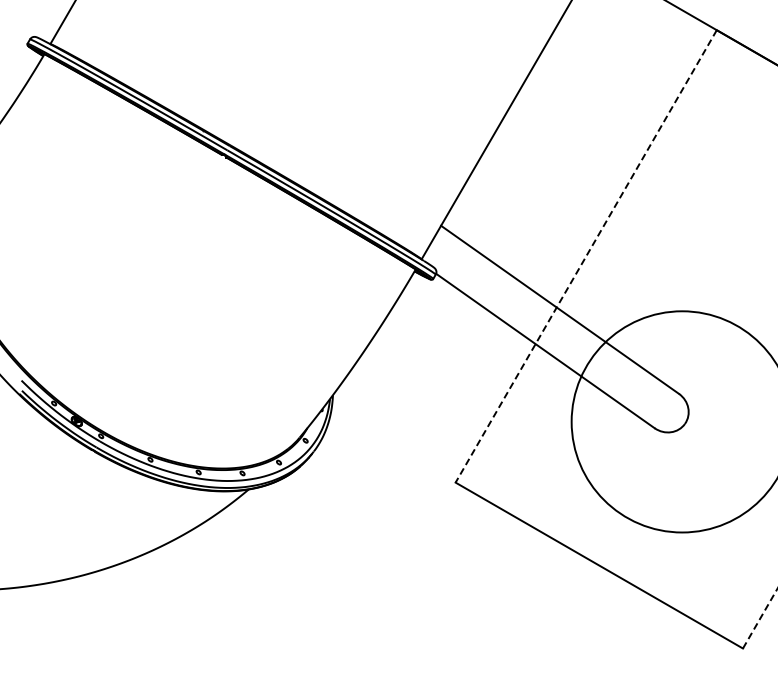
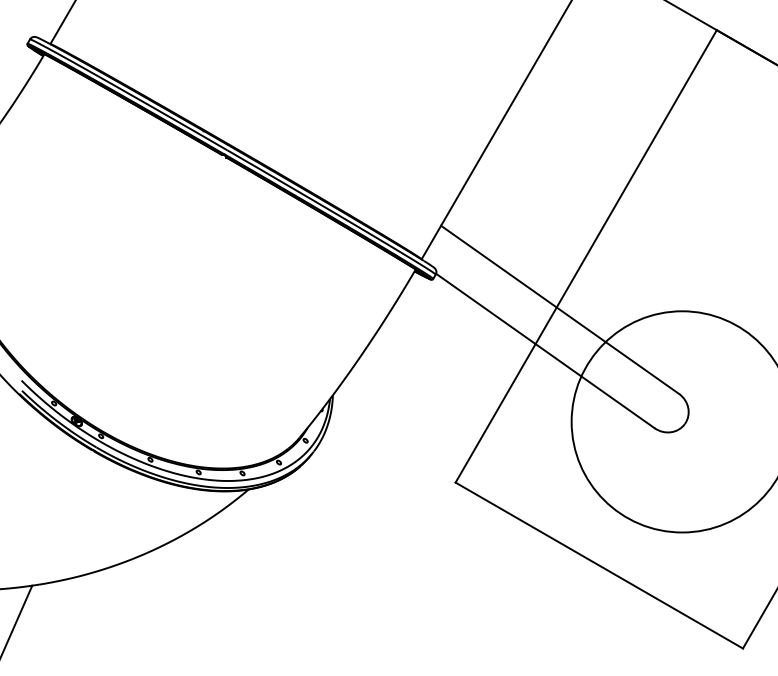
line: dashed -> solid (585, 256)
line: dashed -> solid (760, 618)
line: none -> present (17, 619)
